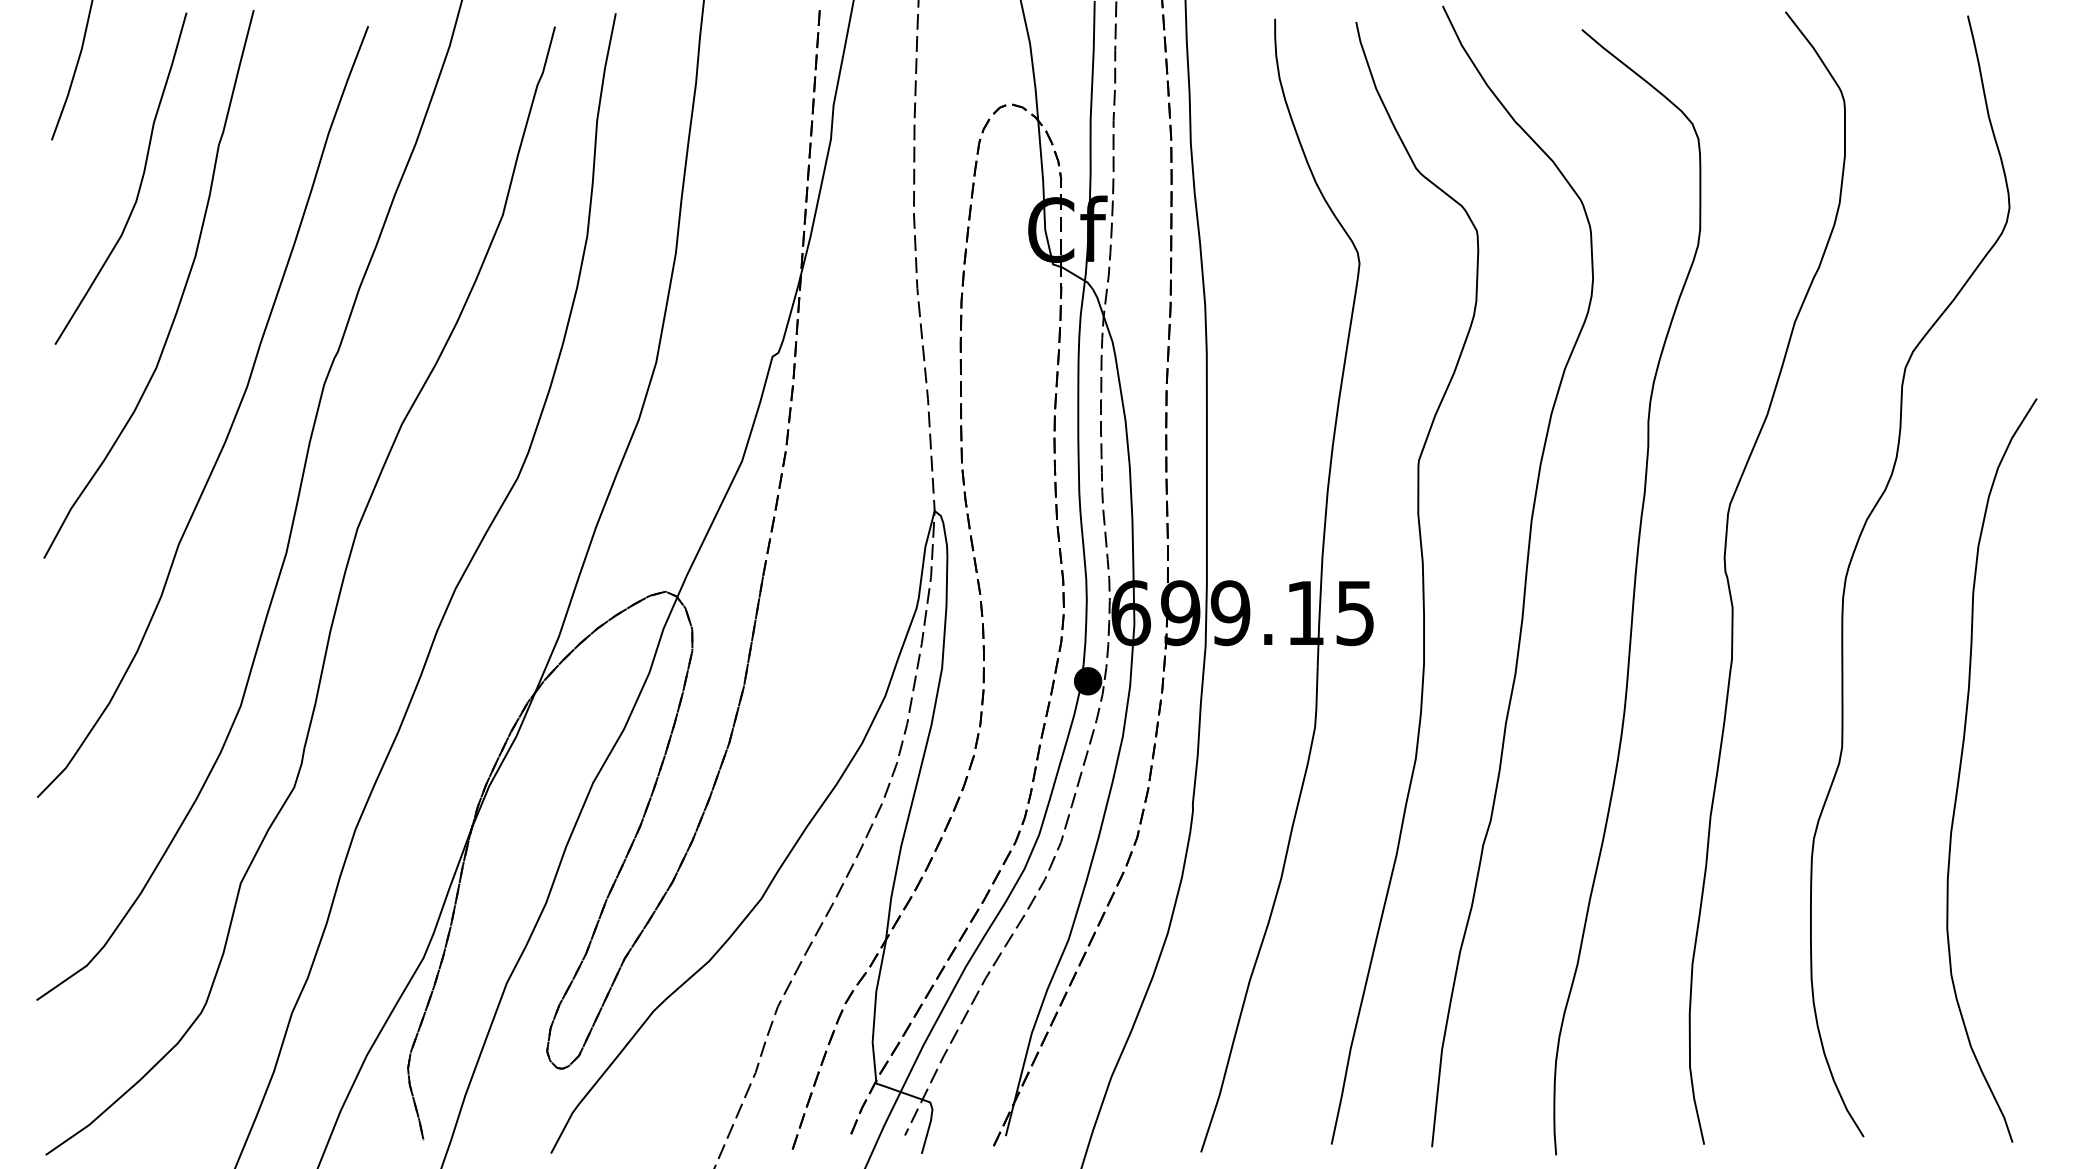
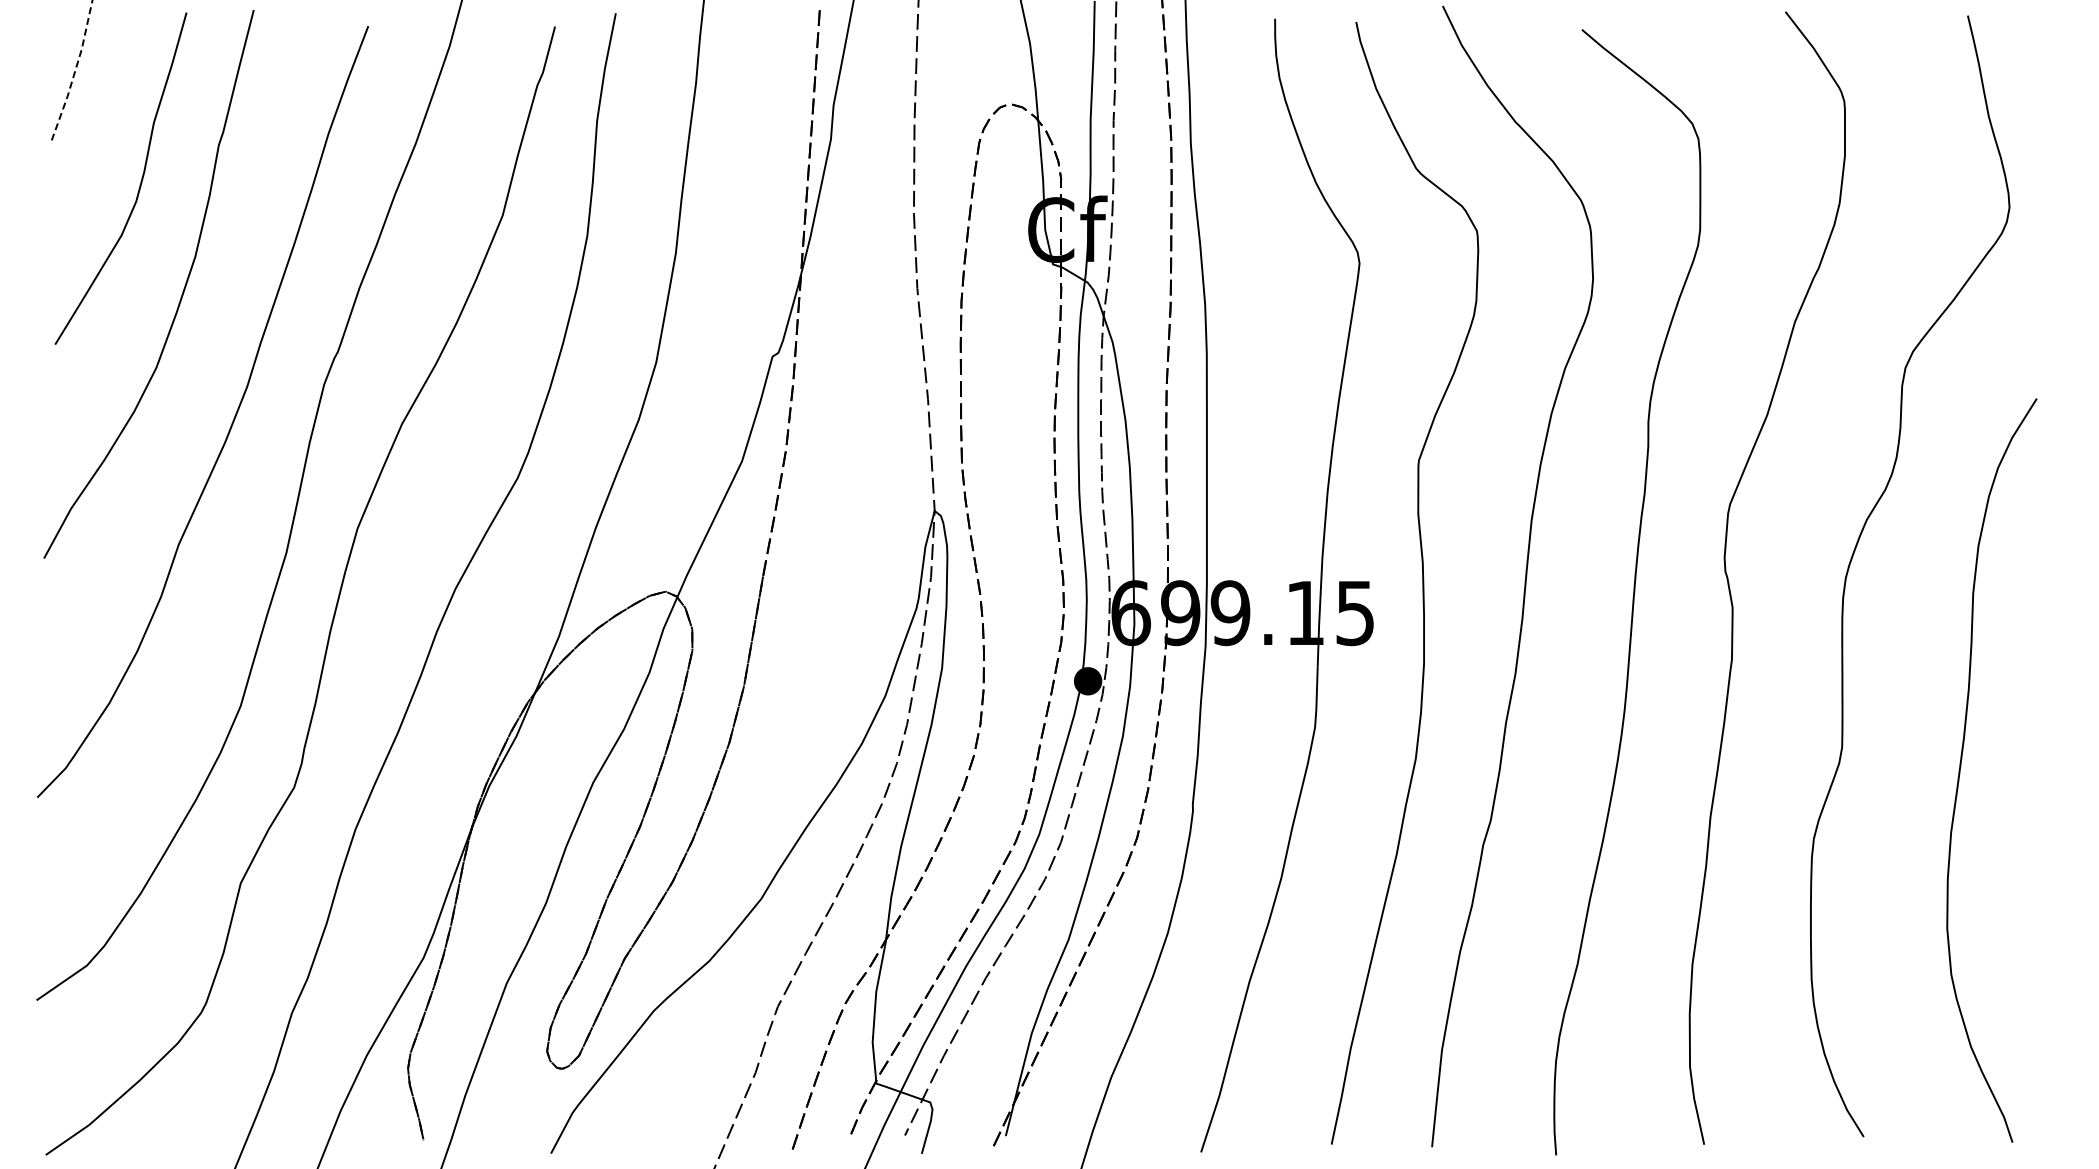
line: solid -> dashed (75, 71)
